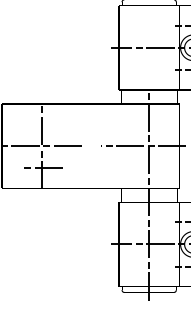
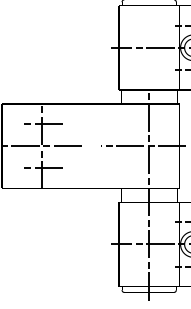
line: none -> present (41, 123)
